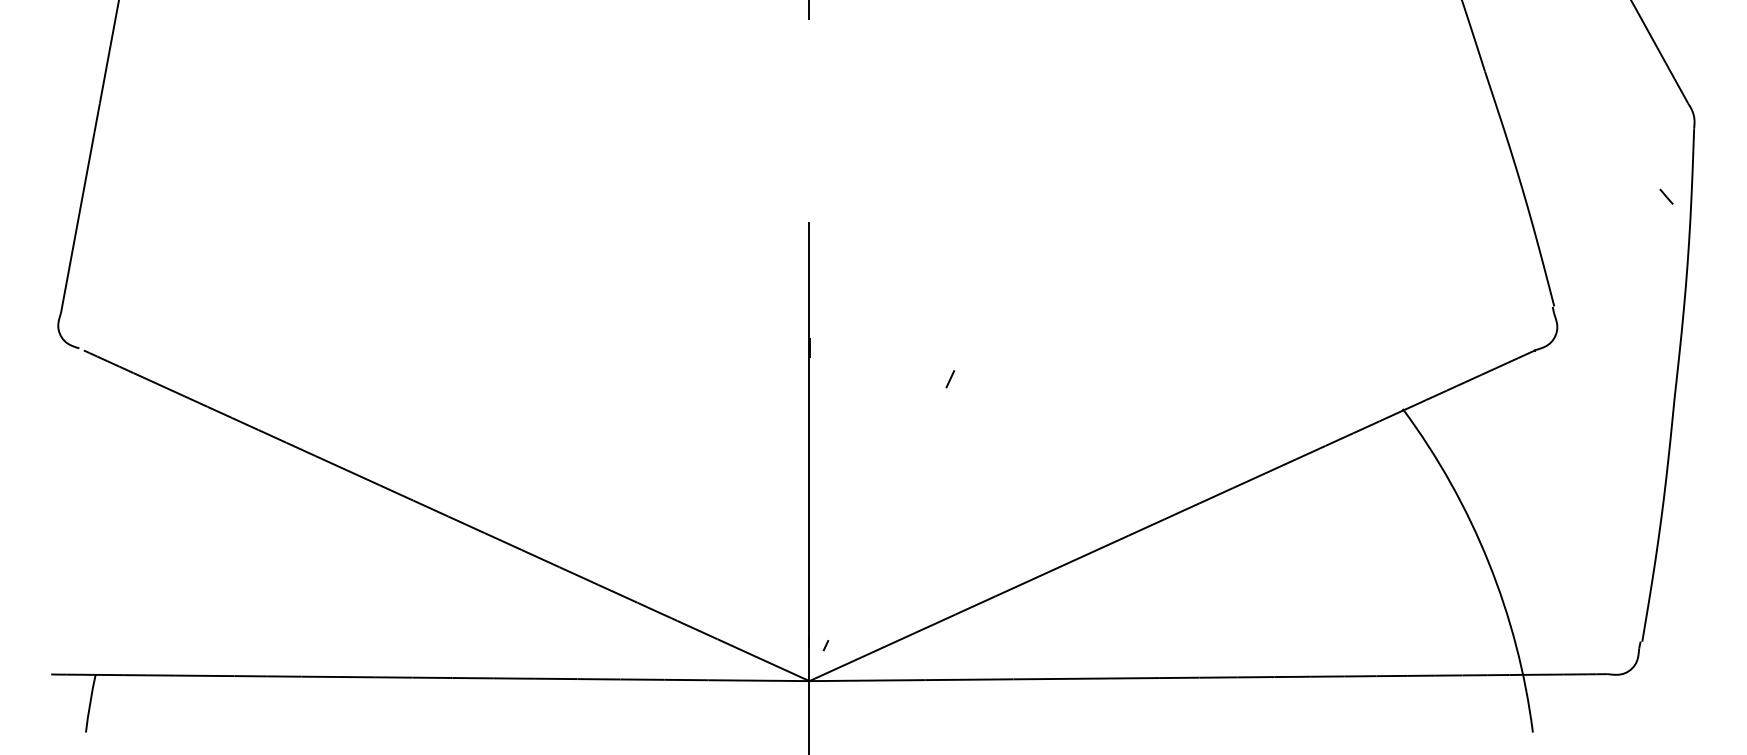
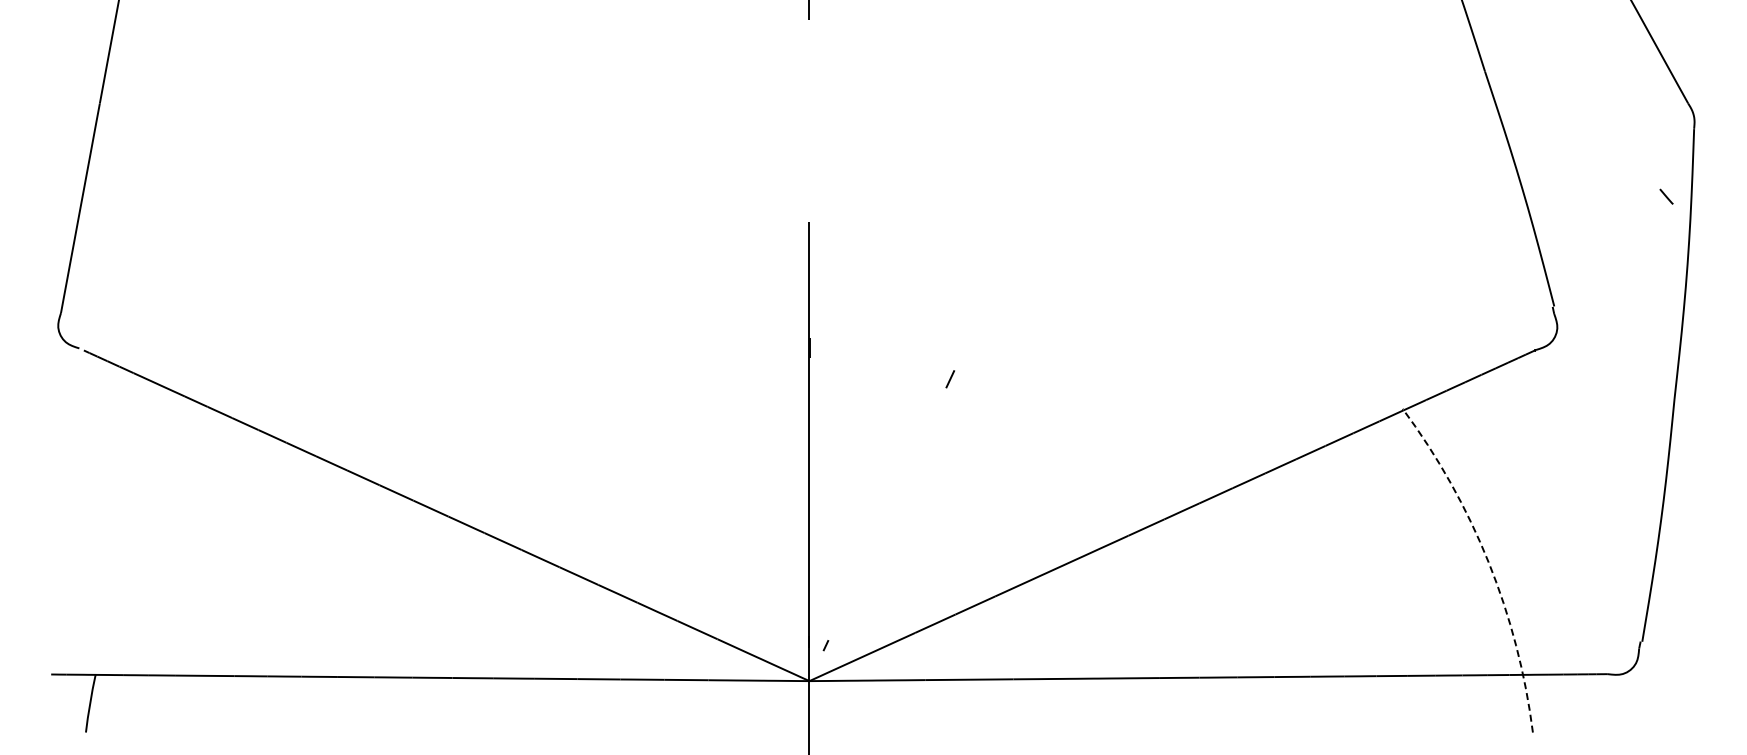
arc: solid -> dashed (1488, 562)
